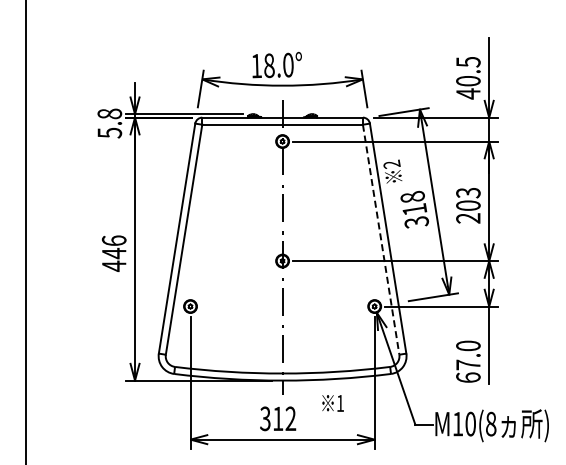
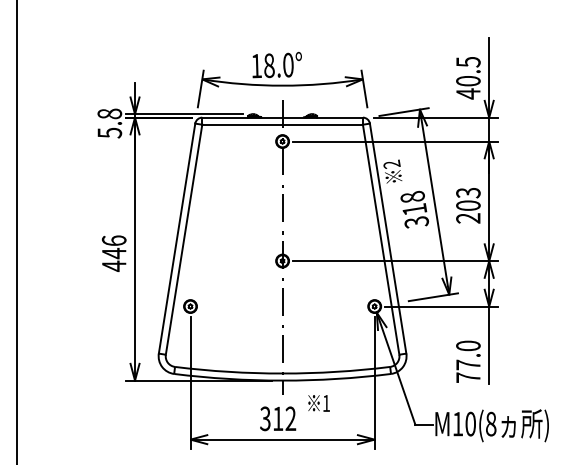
line position: (25, 231) -> (16, 231) (16, 231)
line: dashed -> solid (381, 240)
text: 67.0 -> 77.0 (468, 377)
text position: (332, 403) -> (318, 403) (318, 403)
